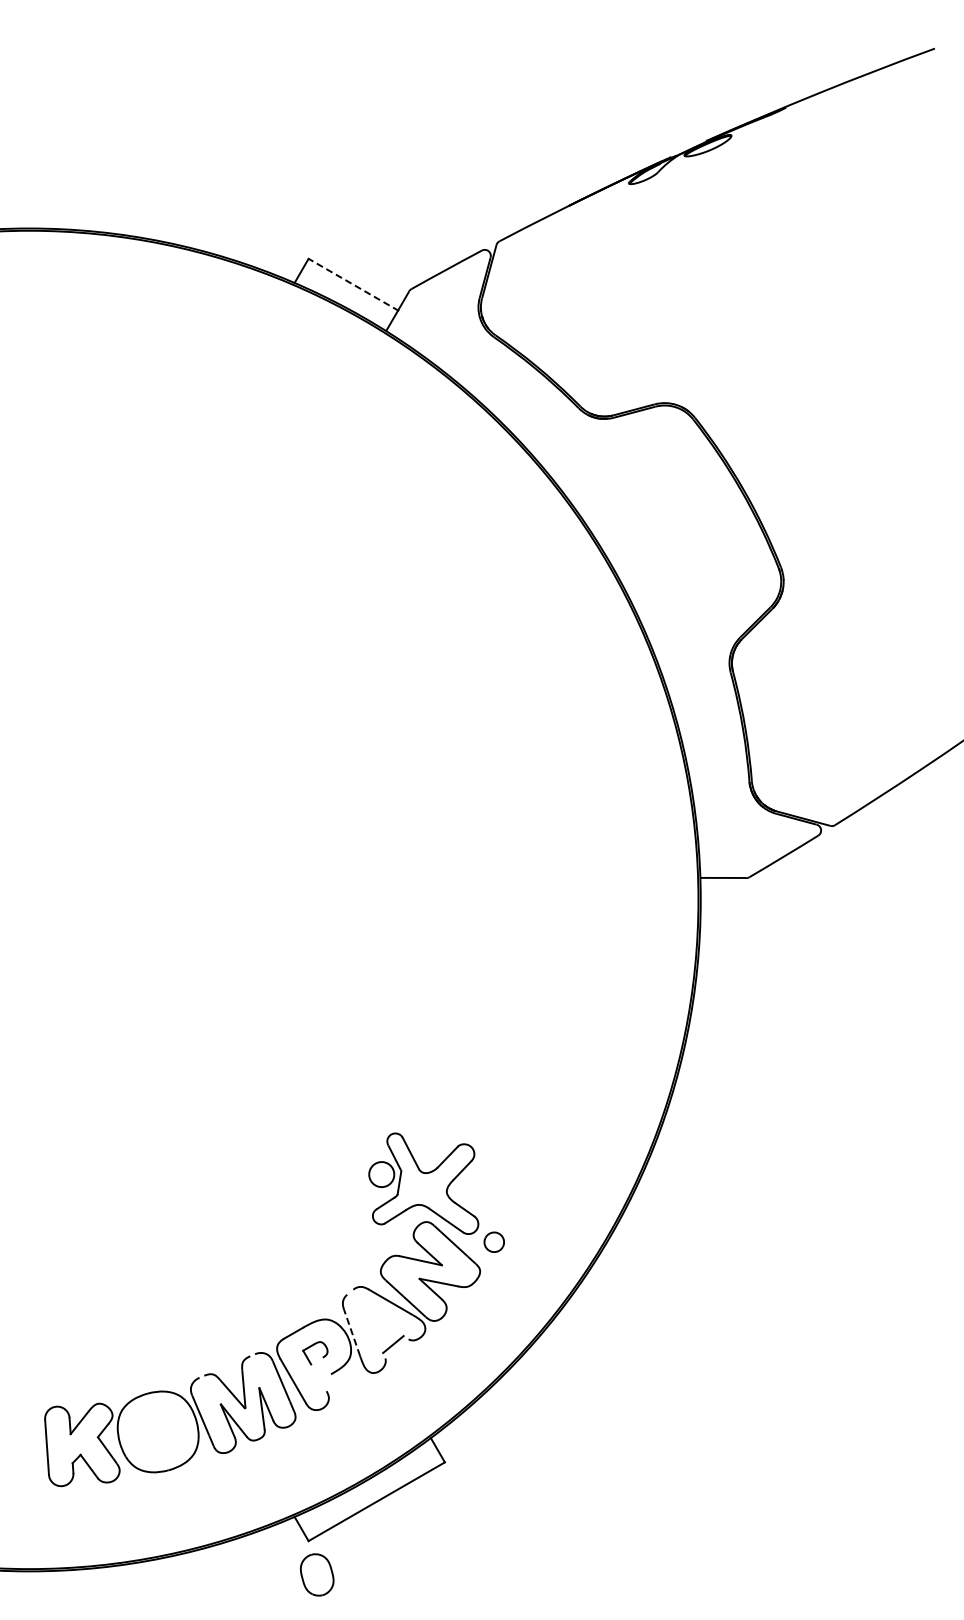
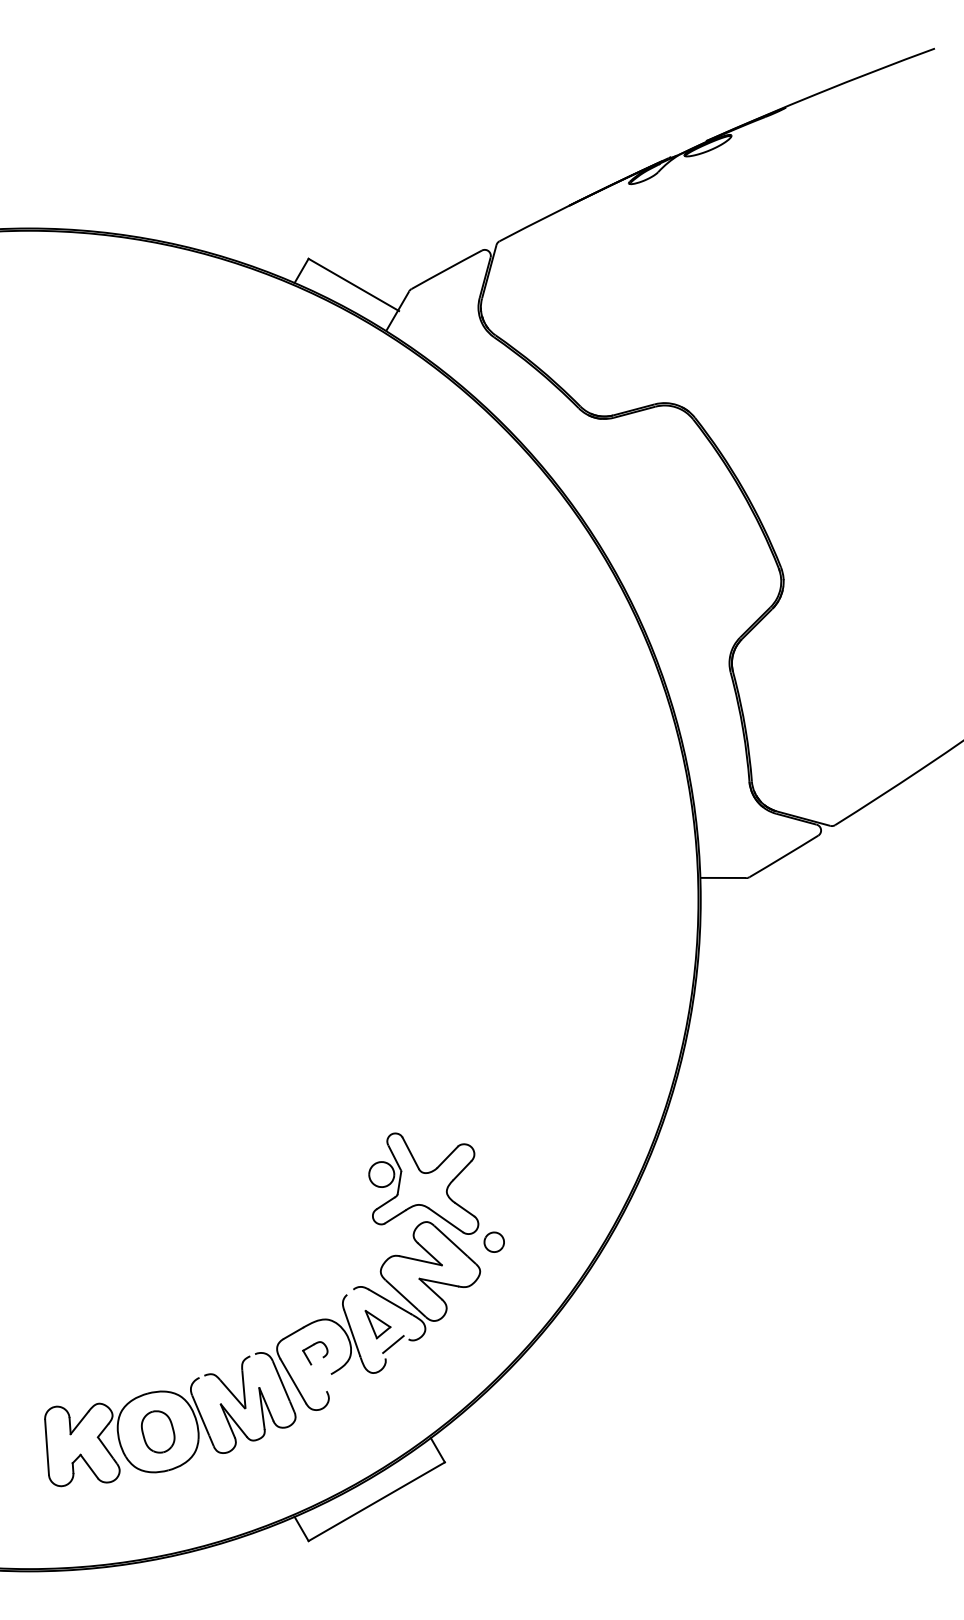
line: dashed -> solid (353, 284)
part: none -> present (377, 1324)
line: dashed -> solid (351, 1332)
part position: (317, 1574) -> (158, 1431) (158, 1431)
